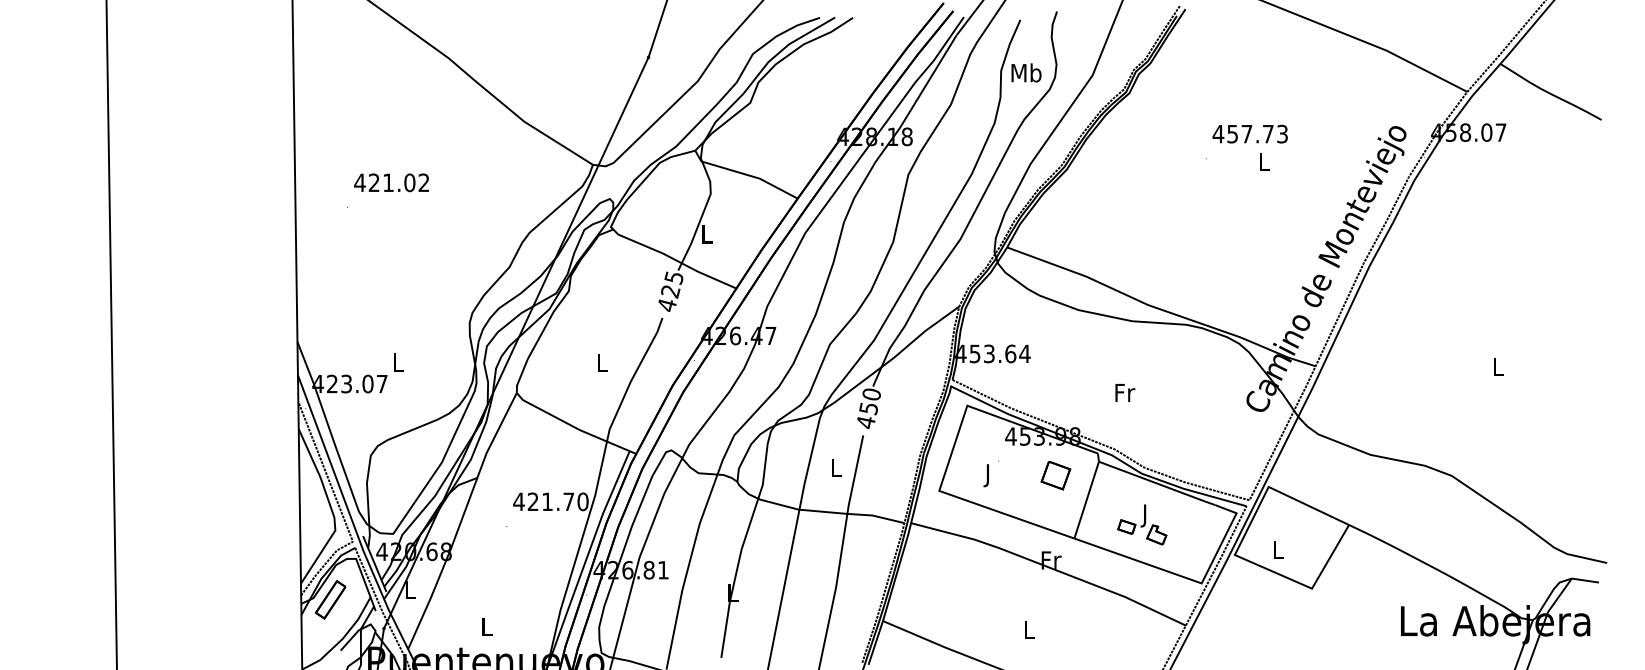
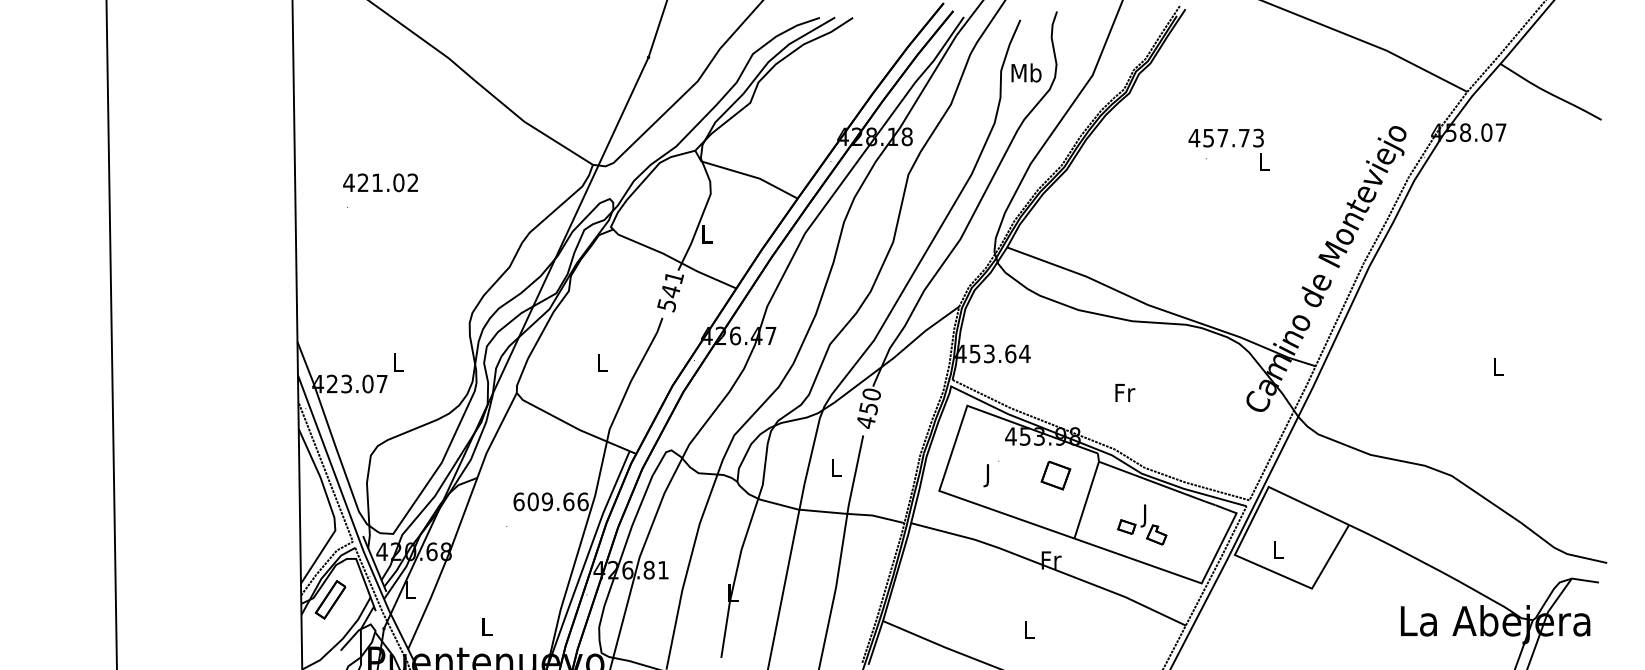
text position: (1249, 133) -> (1225, 137) (1225, 137)
text position: (391, 182) -> (380, 182) (380, 182)
text: 425 -> 541 (670, 291)
text: 421.70 -> 609.66 (550, 501)
